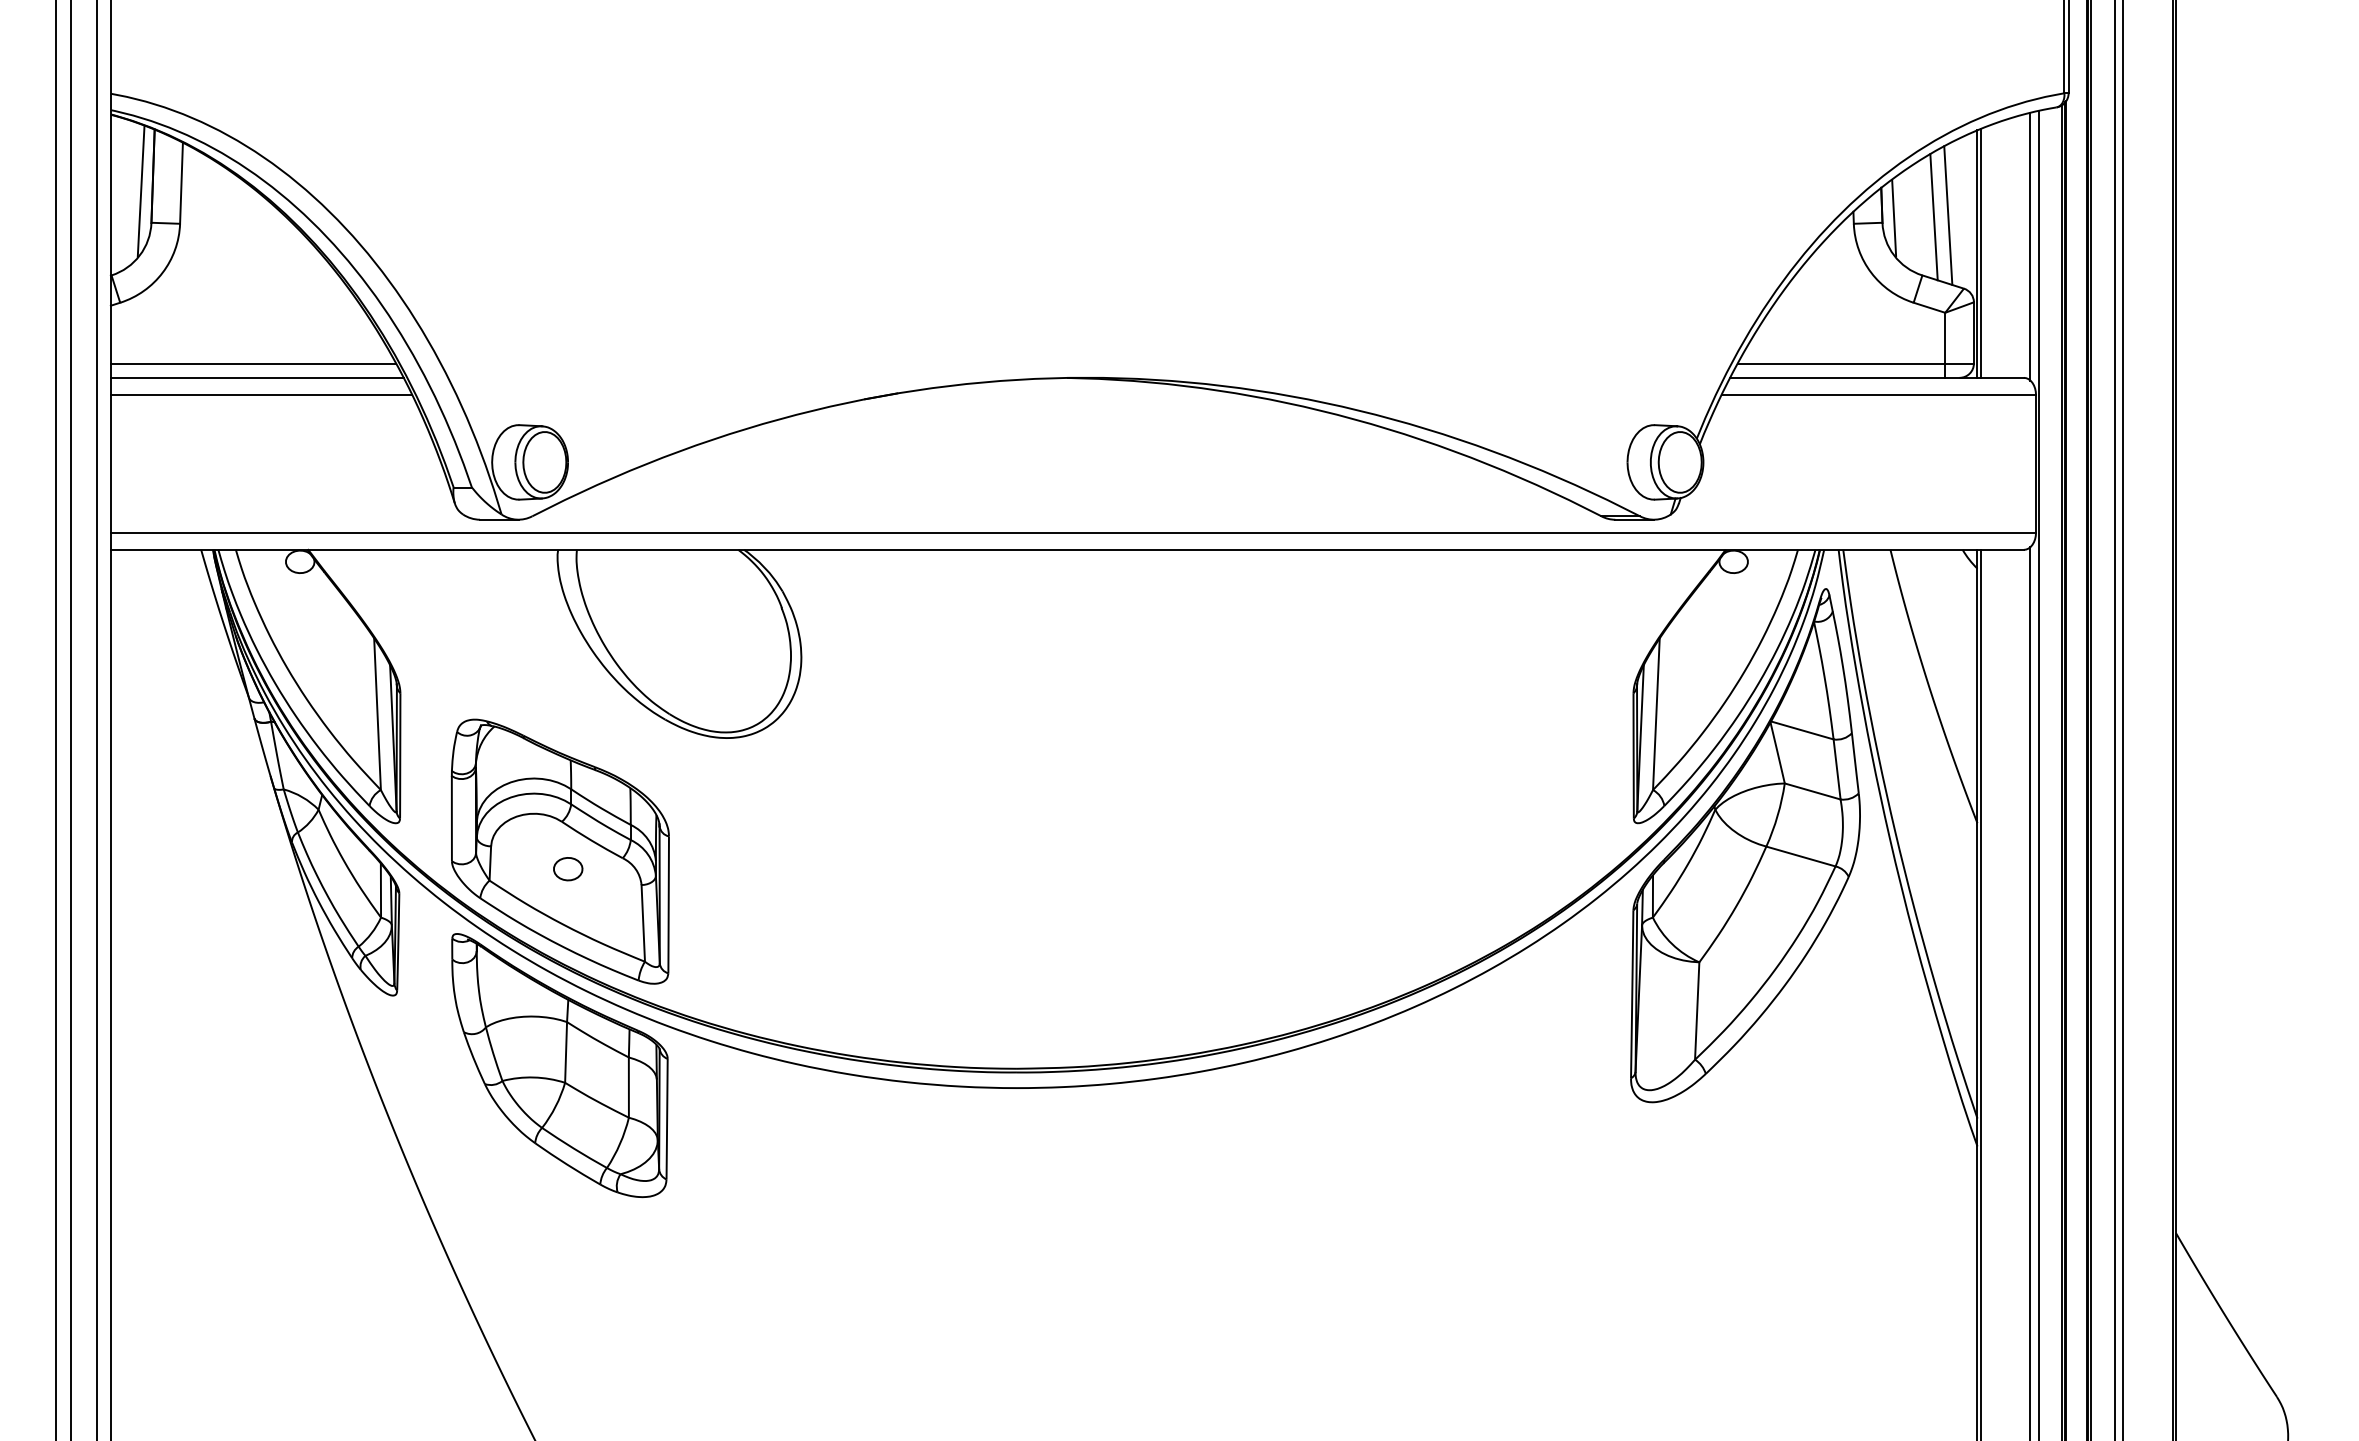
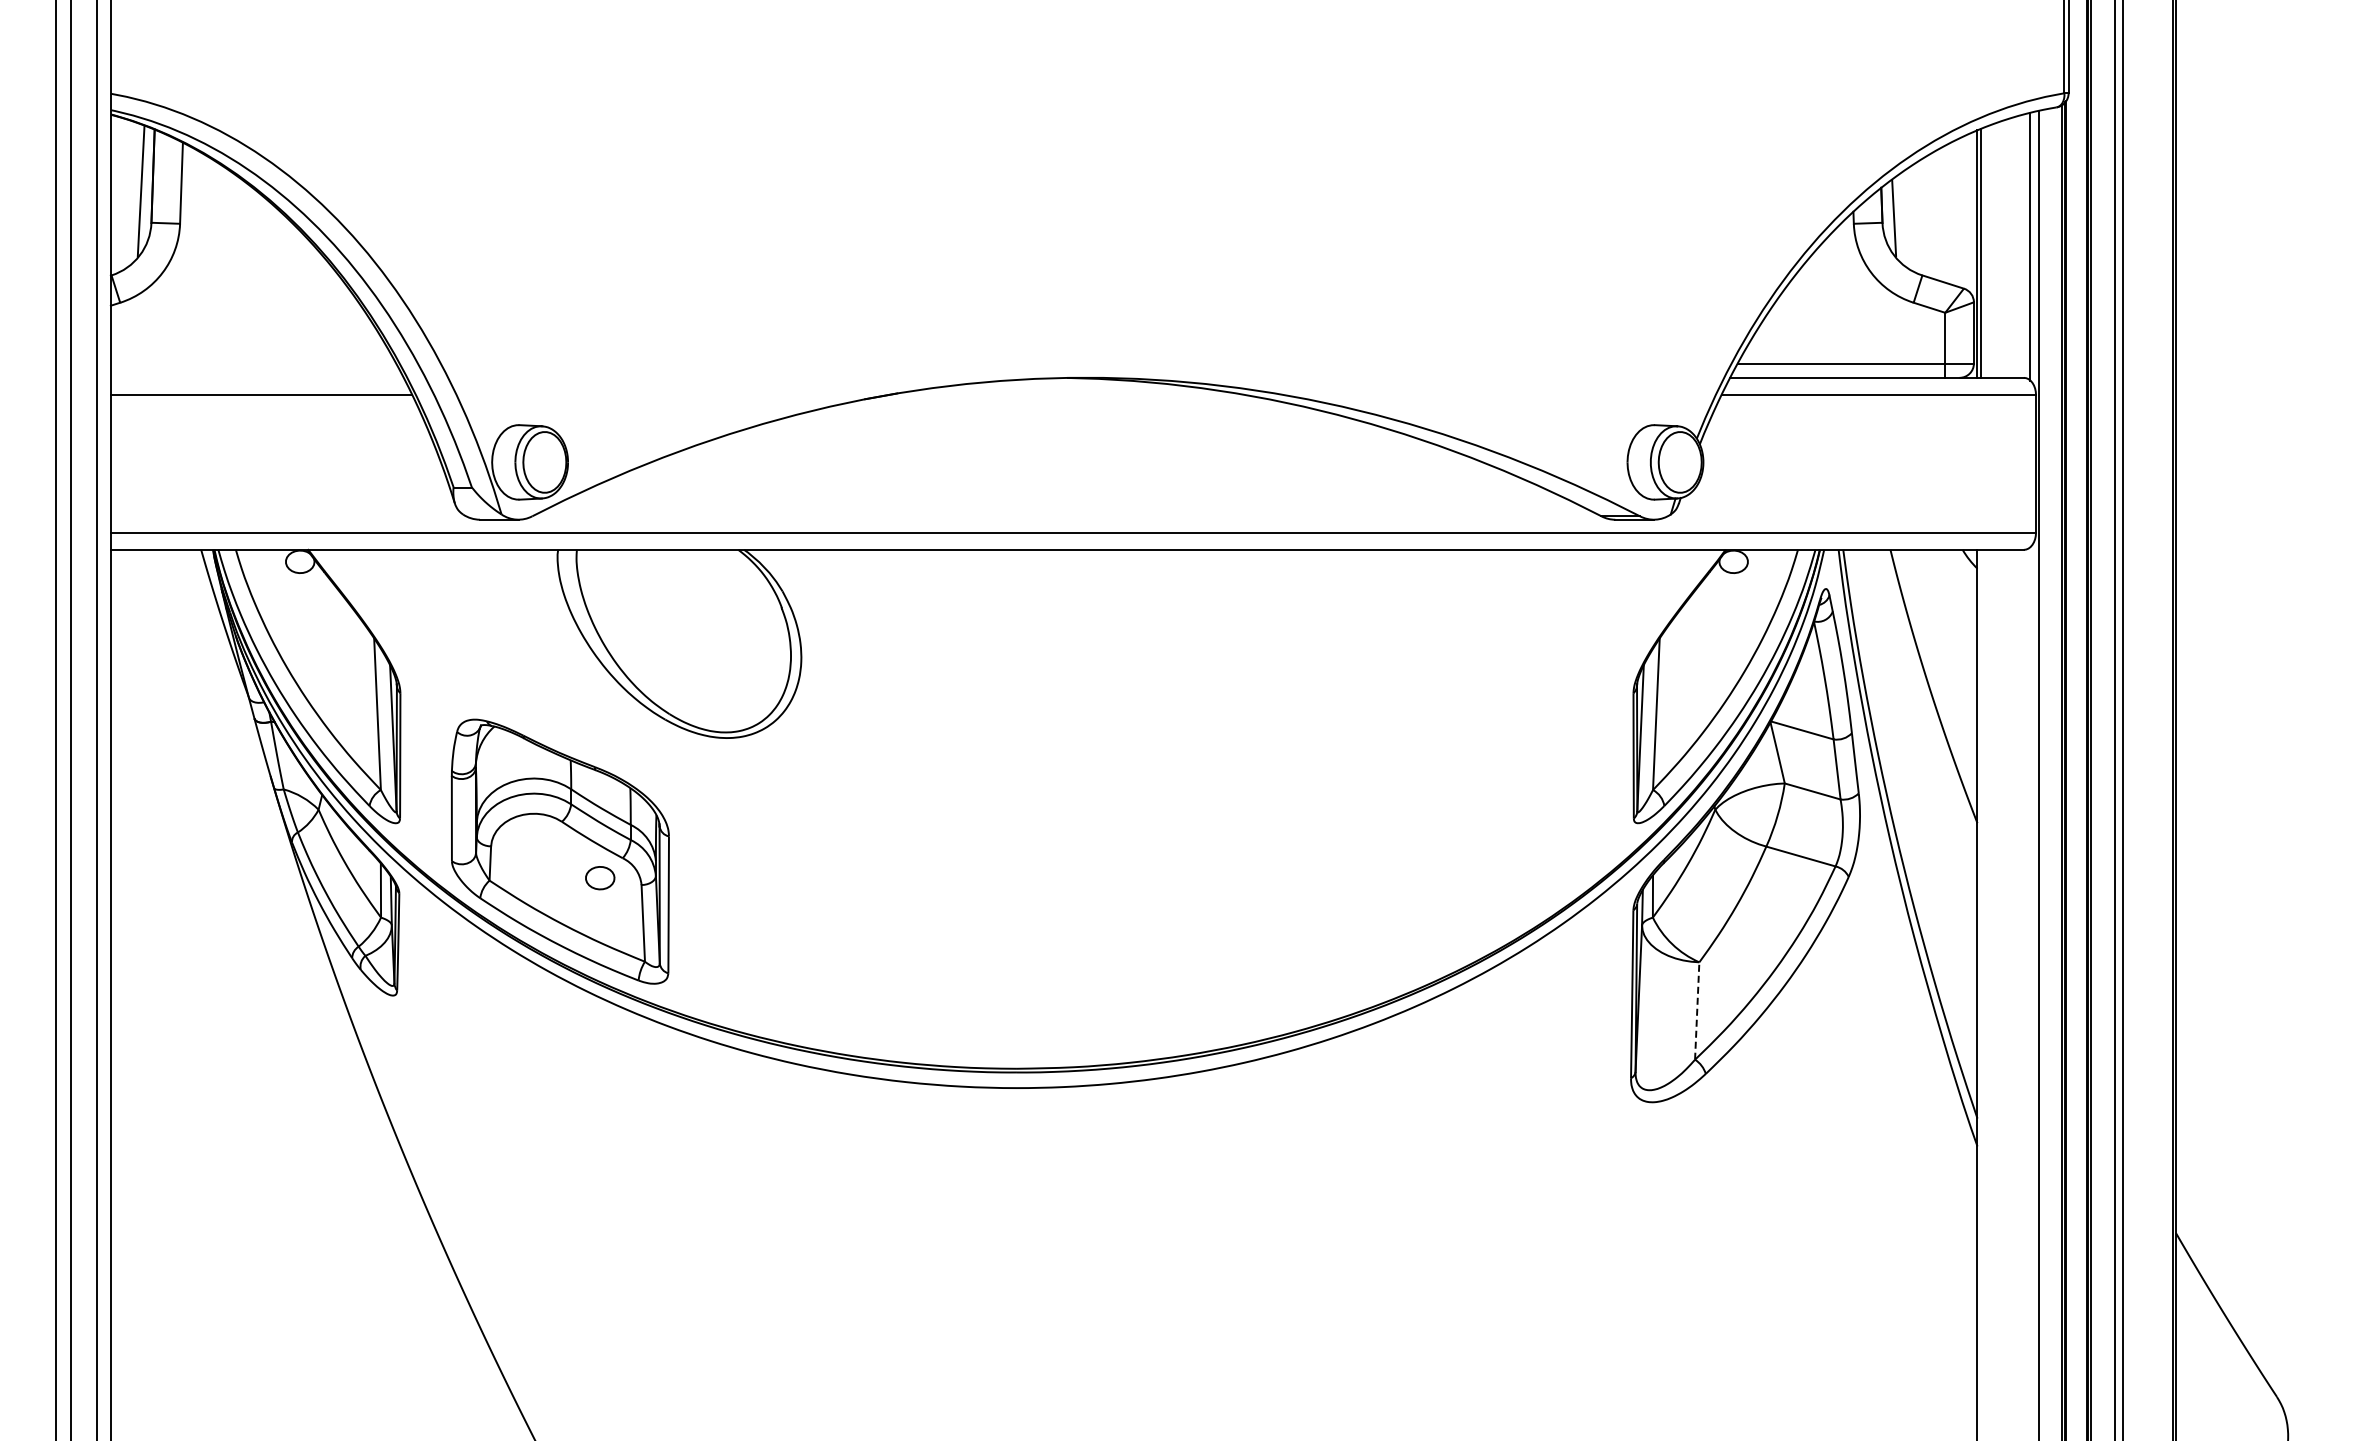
line: present -> none (1948, 215)
line: present -> none (1933, 217)
line: present -> none (253, 363)
line: present -> none (256, 377)
part position: (568, 869) -> (600, 878) (600, 878)
line: present -> none (2030, 992)
line: present -> none (1980, 993)
line: solid -> dashed (1697, 1011)
part: present -> none (559, 1065)
